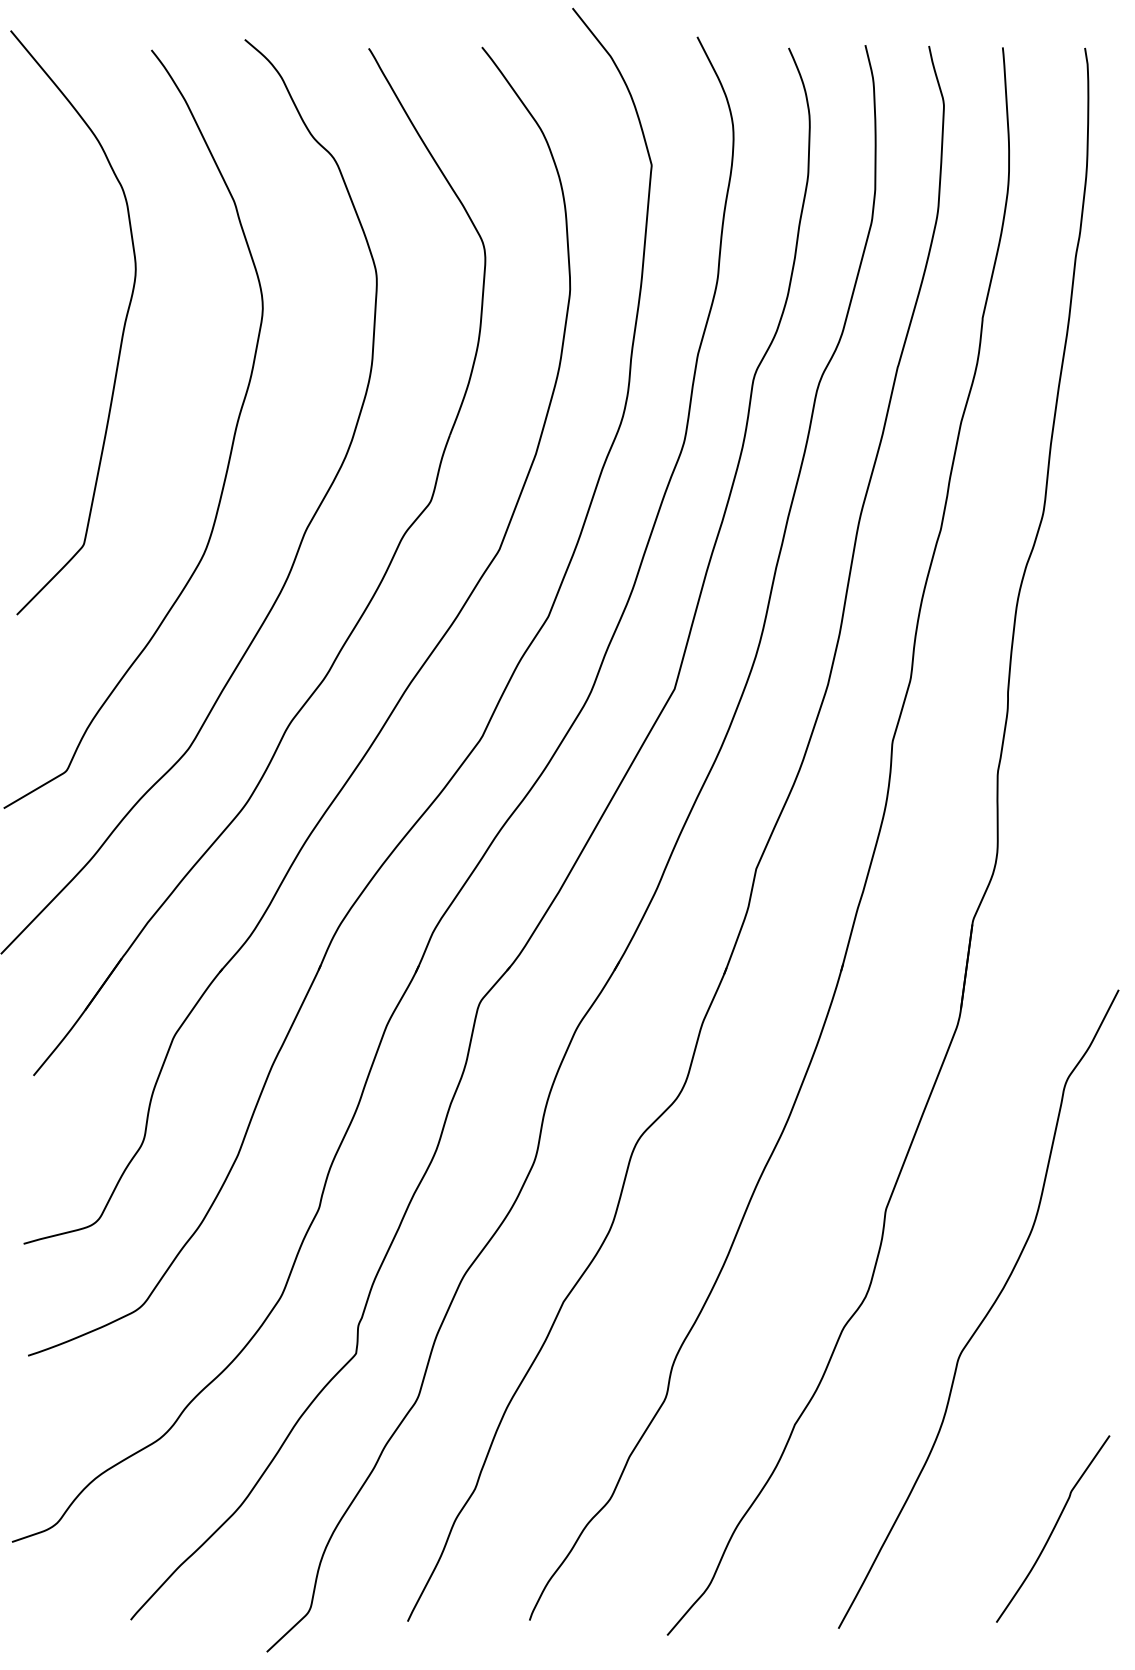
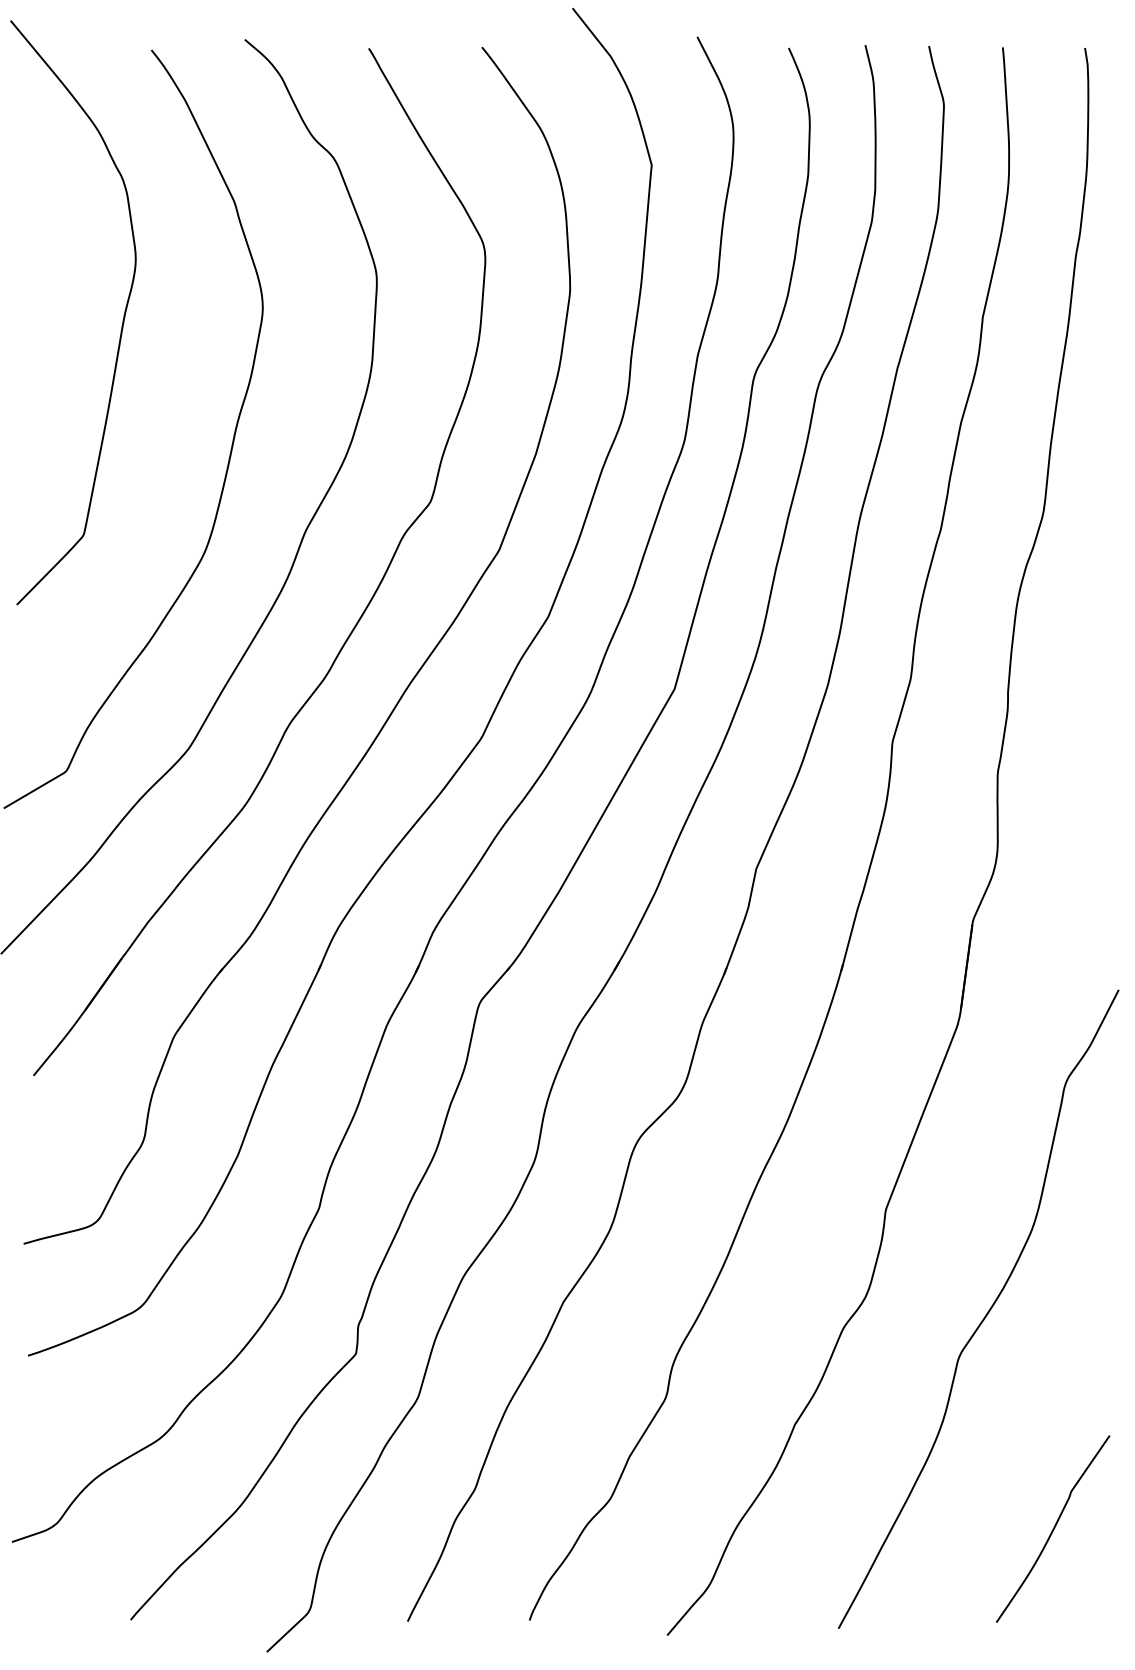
curve position: (122, 330) -> (122, 320) (122, 320)
